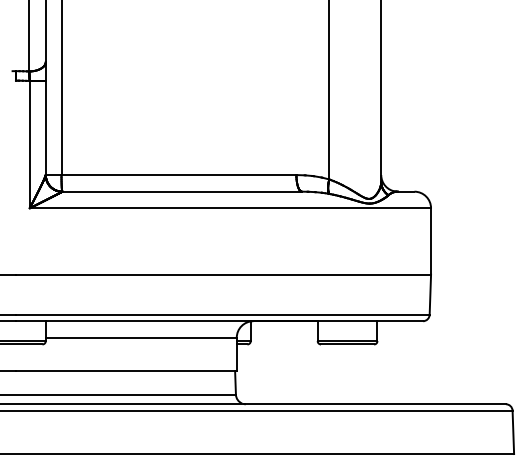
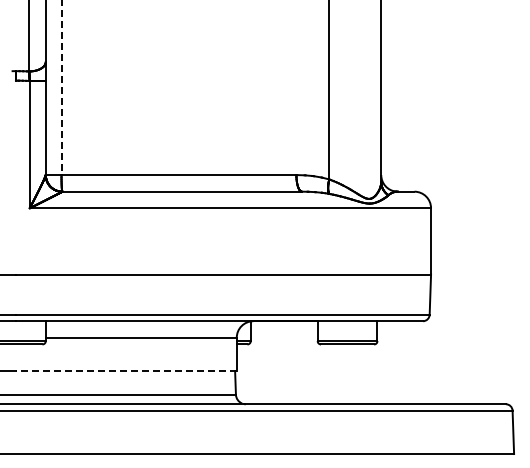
line: solid -> dashed (61, 88)
line: solid -> dashed (125, 371)
